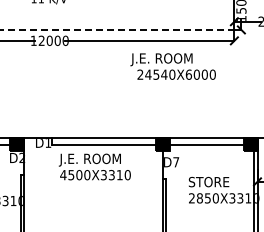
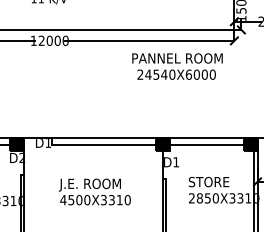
line: dashed -> solid (117, 29)
text: J.E. ROOM -> PANNEL ROOM (176, 59)
text: D7 -> D1 (176, 162)
text position: (94, 166) -> (94, 191) (94, 191)
